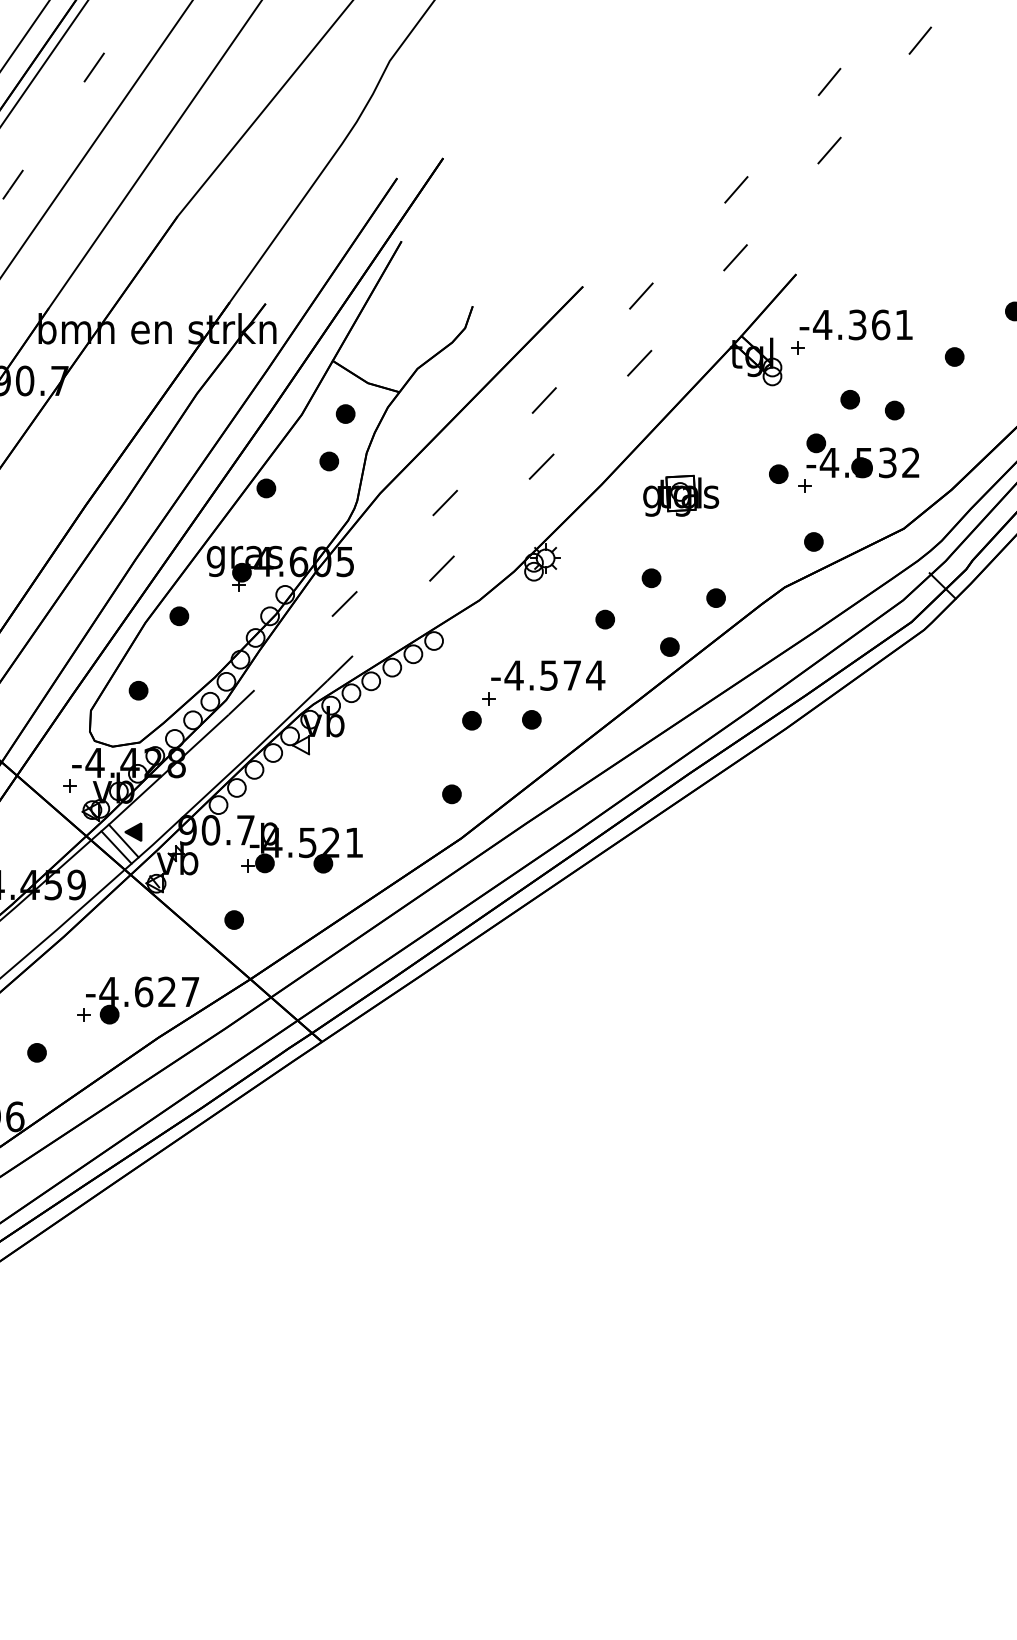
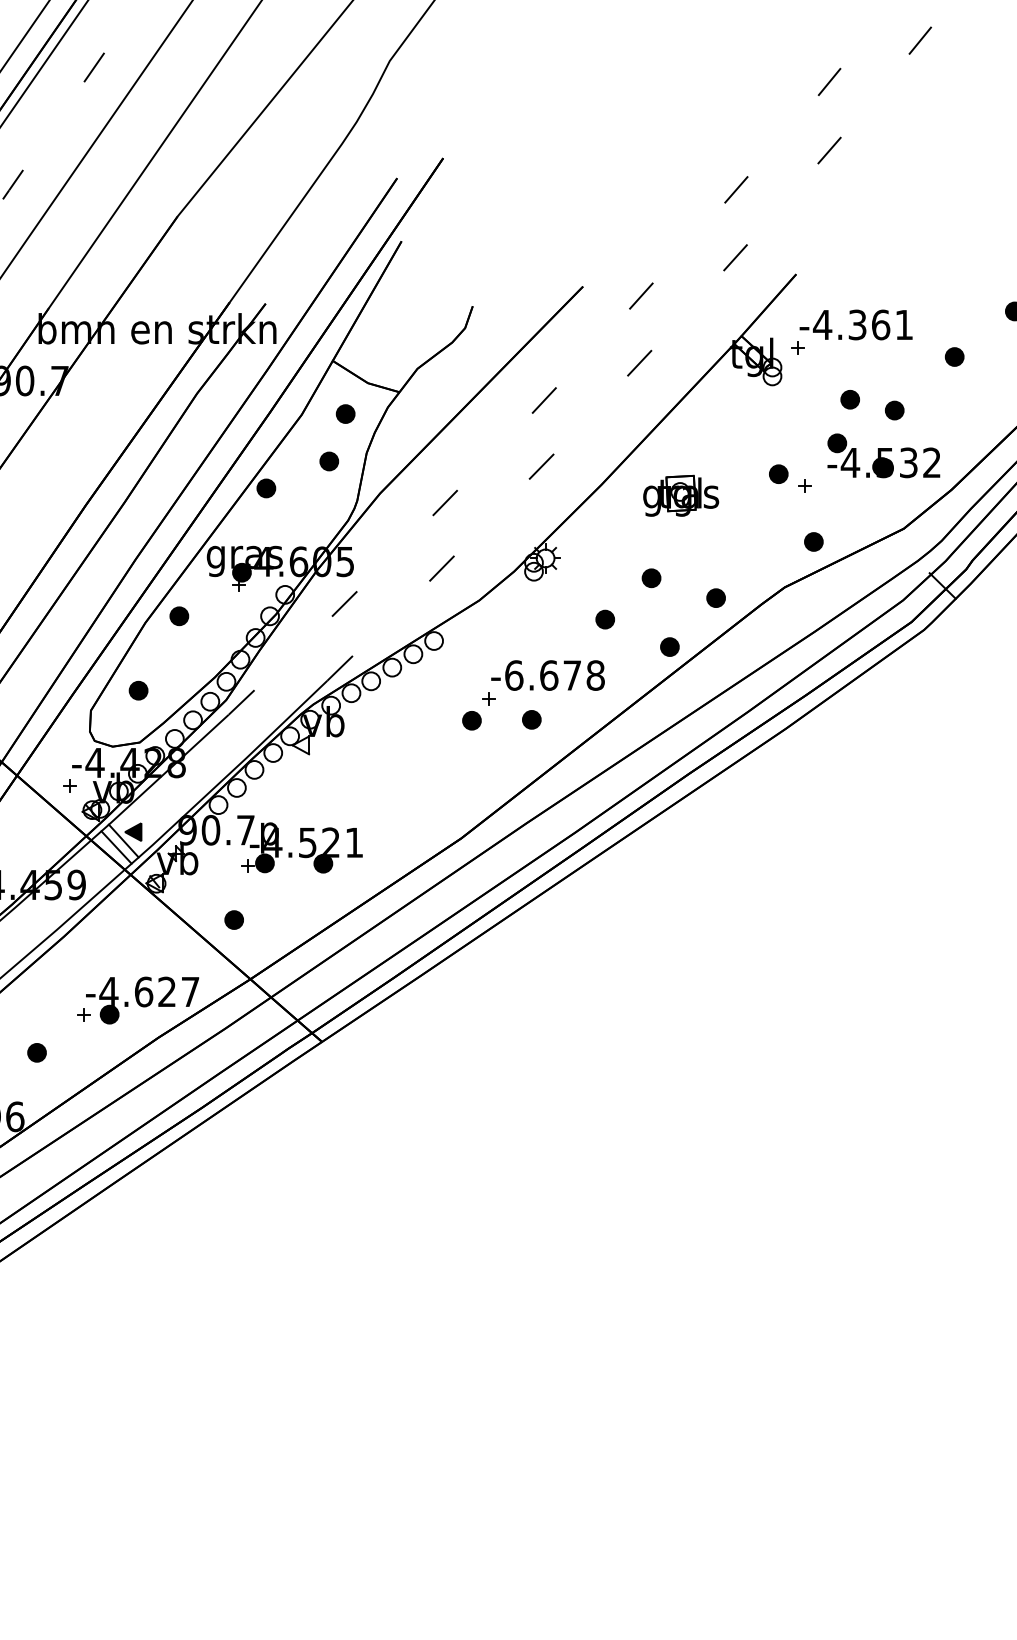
part position: (862, 455) -> (883, 455) (883, 455)
text: -4.574 -> -6.678 (554, 675)
part: present -> none (451, 794)
